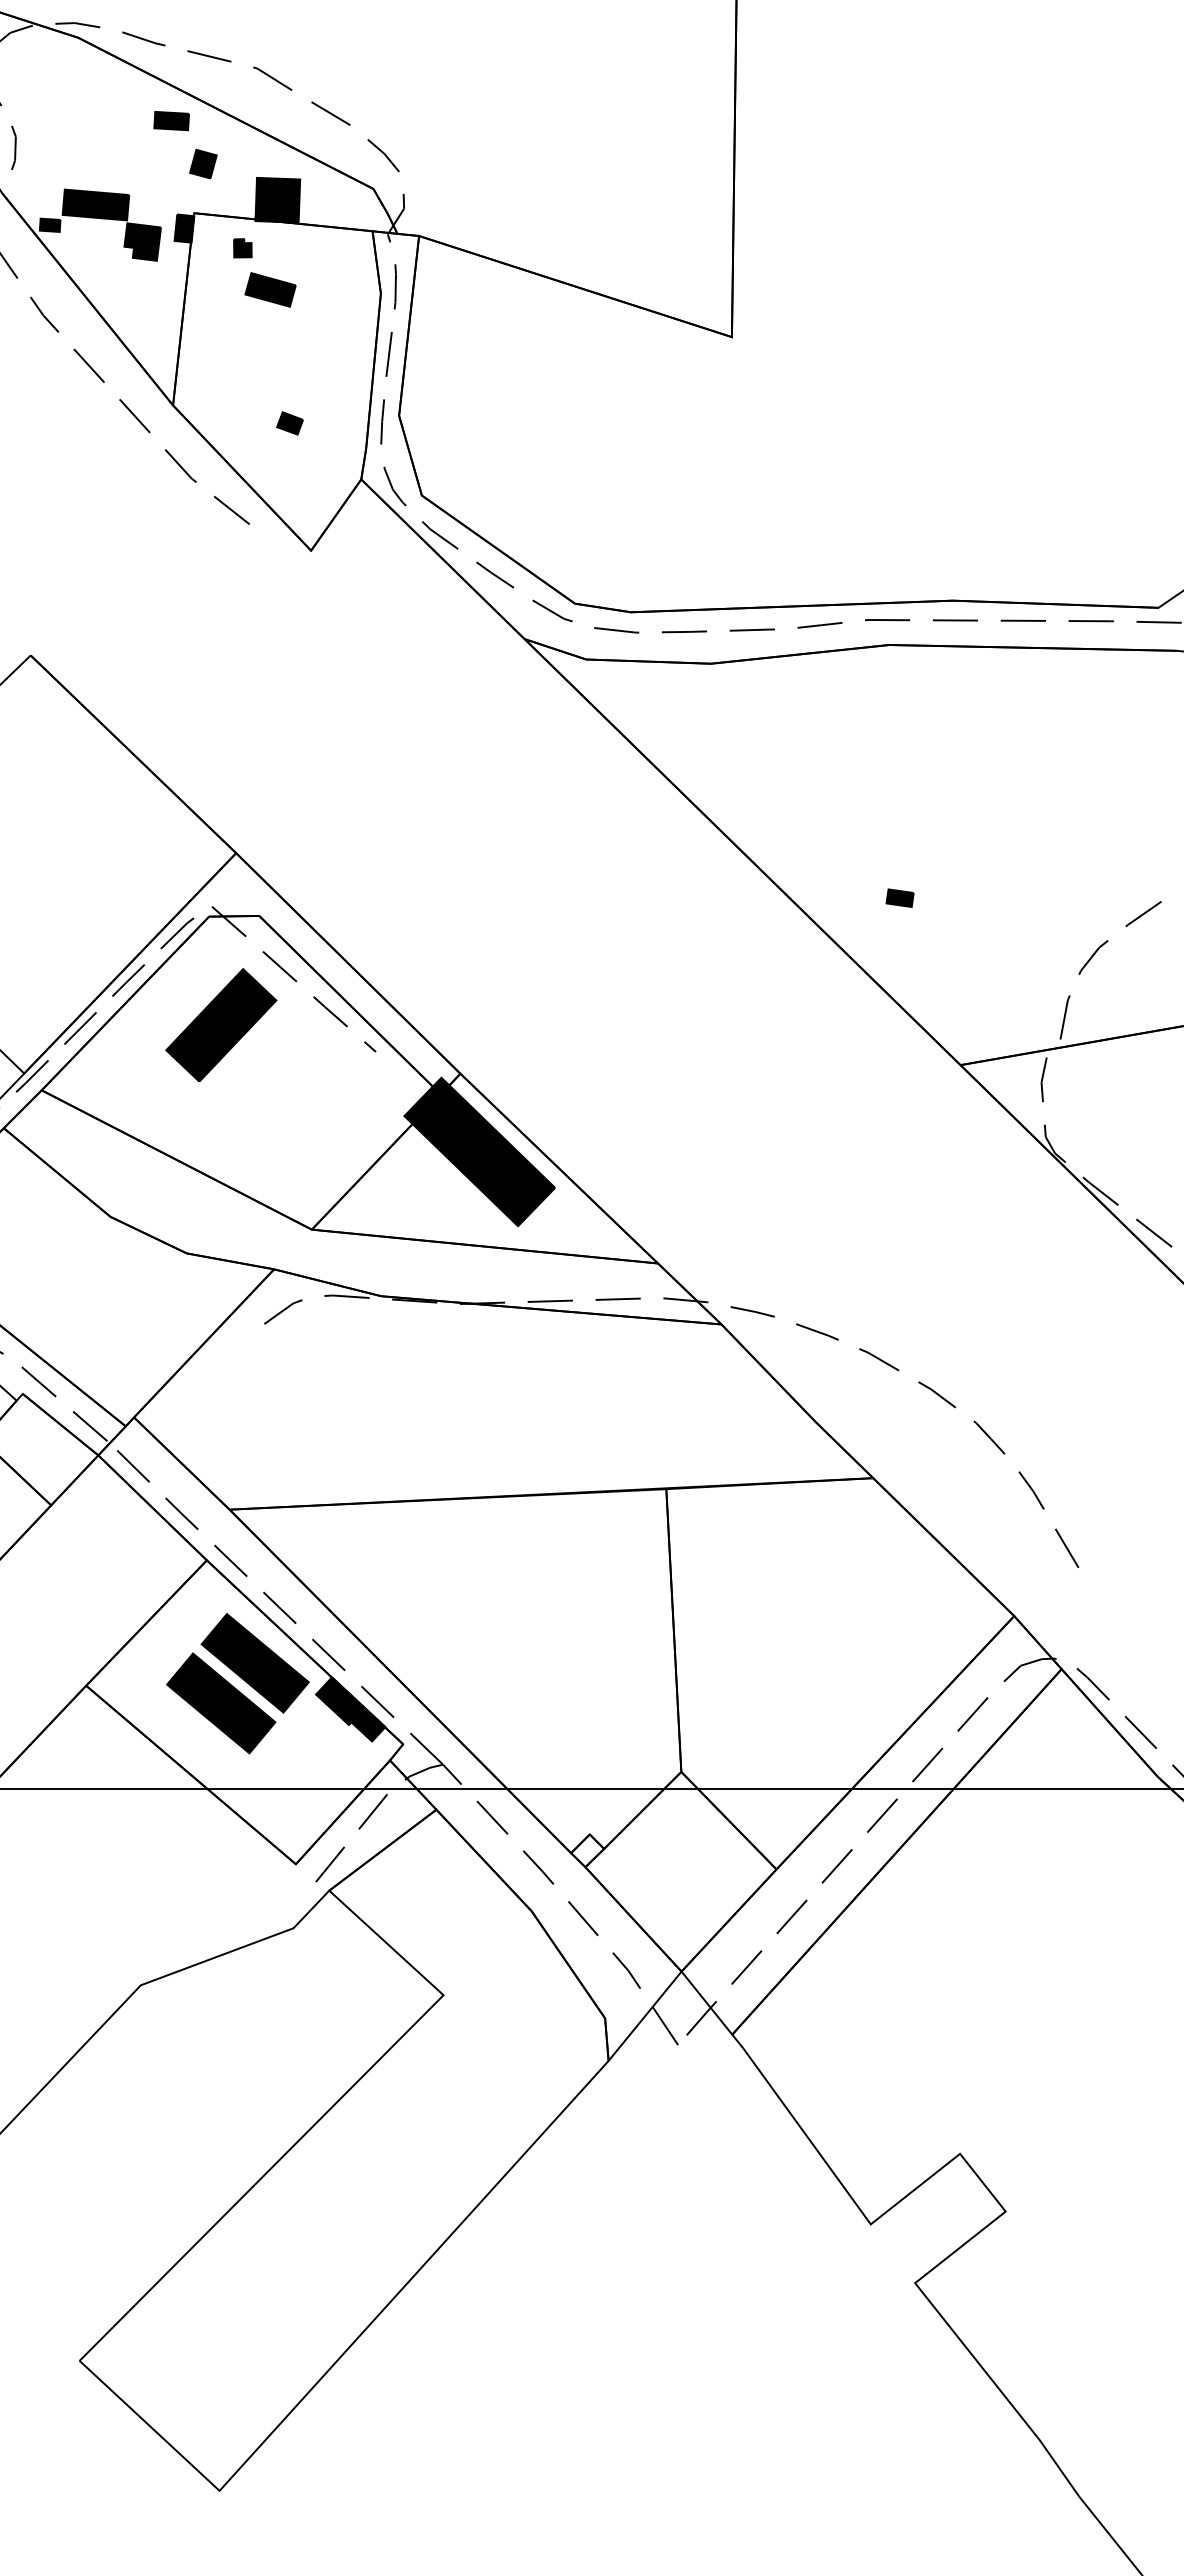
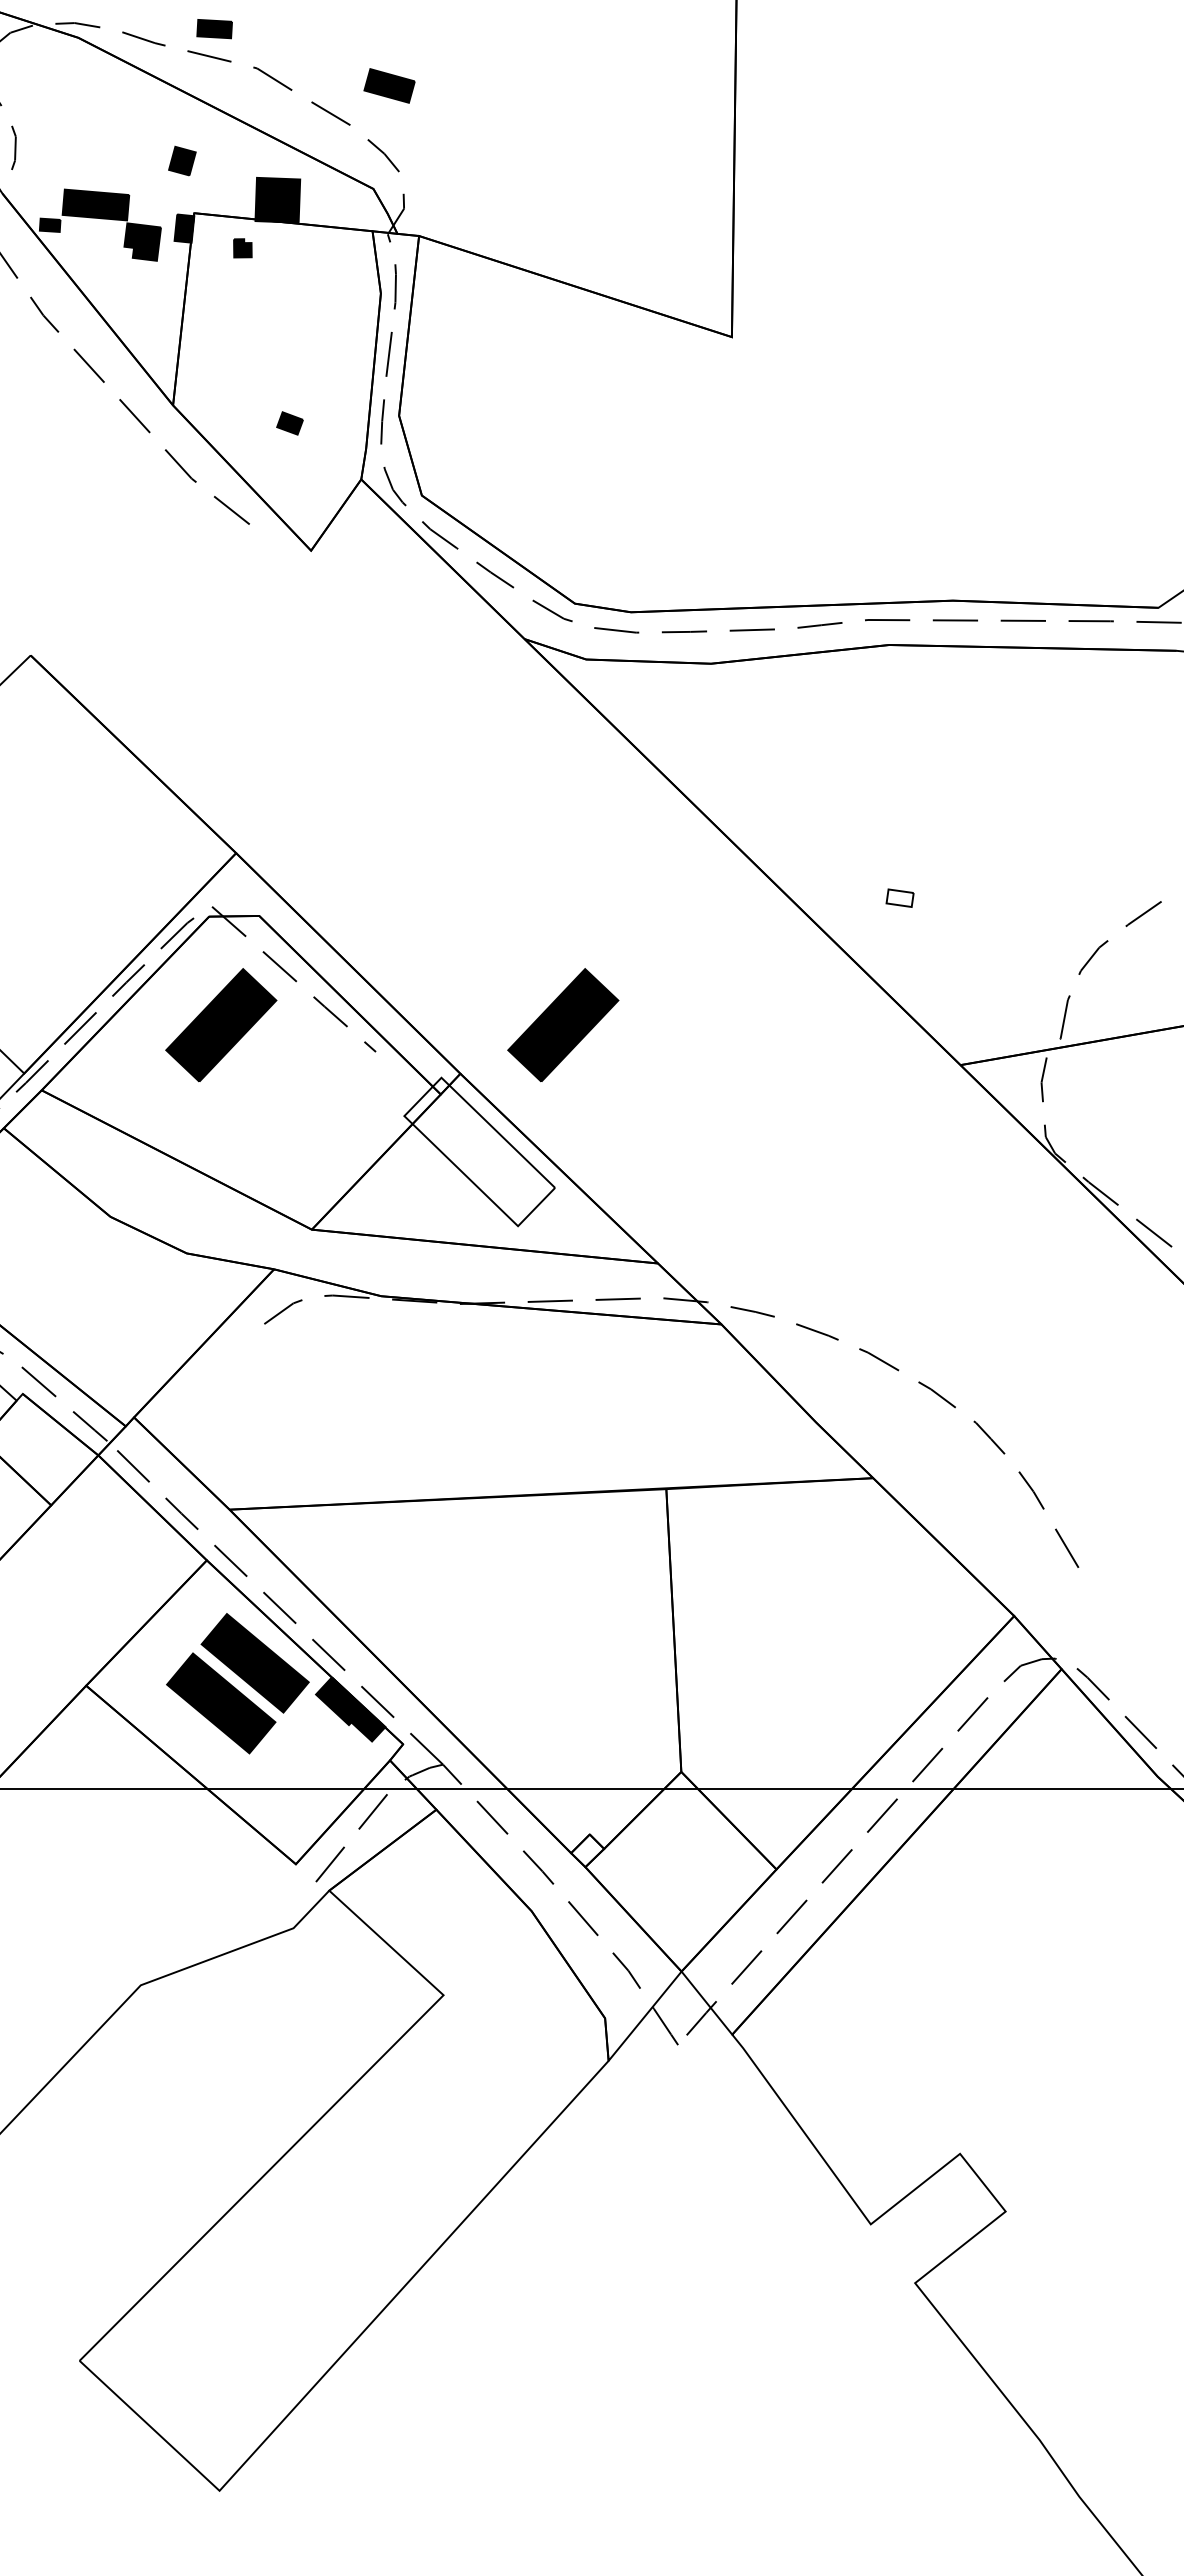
part position: (171, 121) -> (214, 29) (214, 29)
part position: (203, 163) -> (182, 160) (182, 160)
part position: (270, 289) -> (389, 85) (389, 85)
fill: present -> none (899, 898)
part: none -> present (563, 1025)
fill: present -> none (479, 1151)
